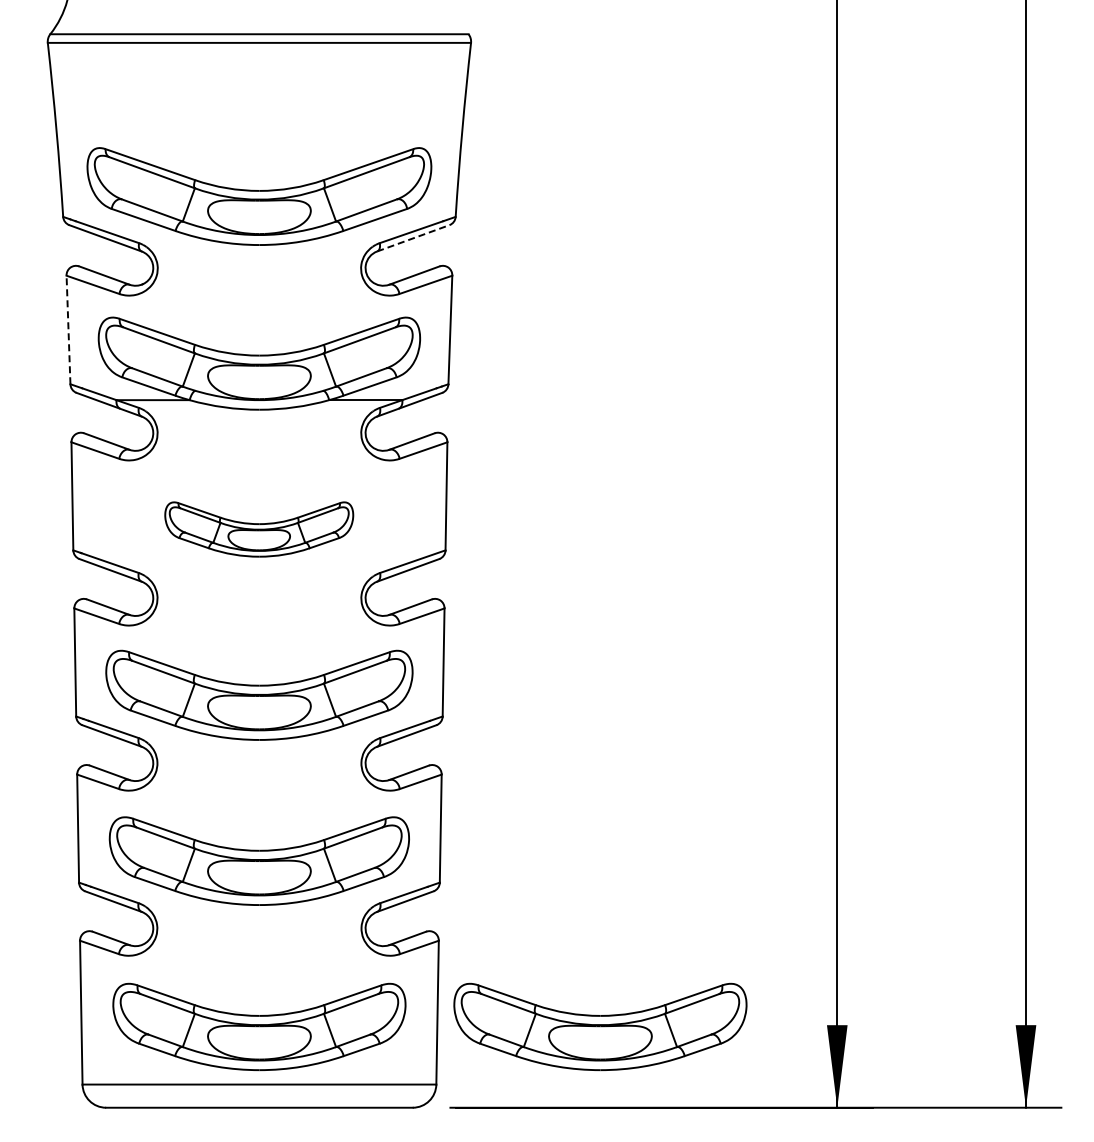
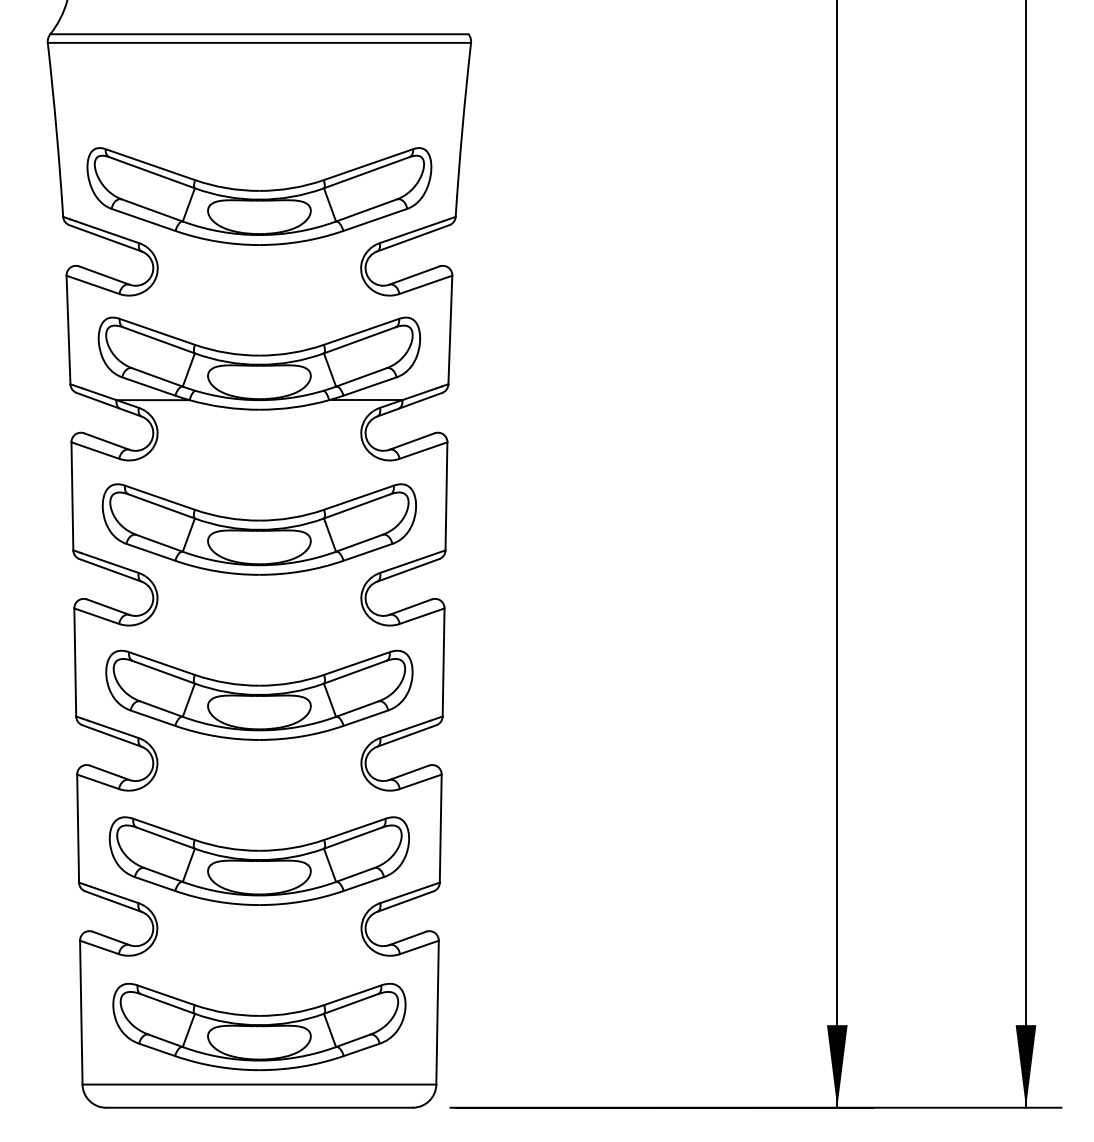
line: dashed -> solid (413, 238)
line: dashed -> solid (68, 329)
part size: 191x57 px -> 316x93 px (258, 529)
part: present -> none (600, 1026)
